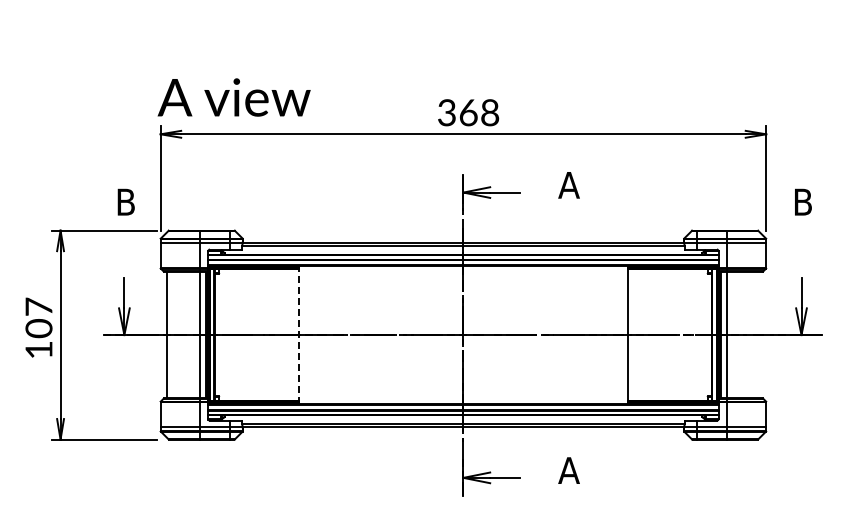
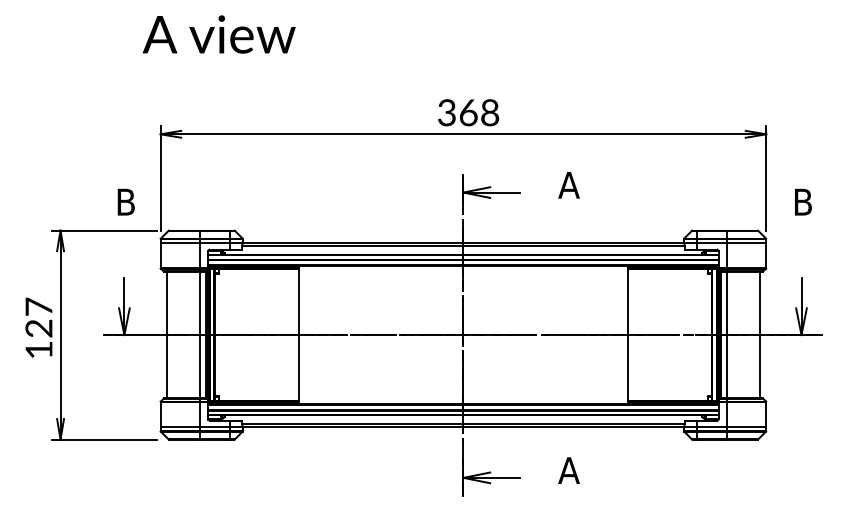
text position: (233, 97) -> (218, 34) (218, 34)
text: 107 -> 127 (38, 328)
line: dashed -> solid (298, 334)
line: none -> present (759, 334)
